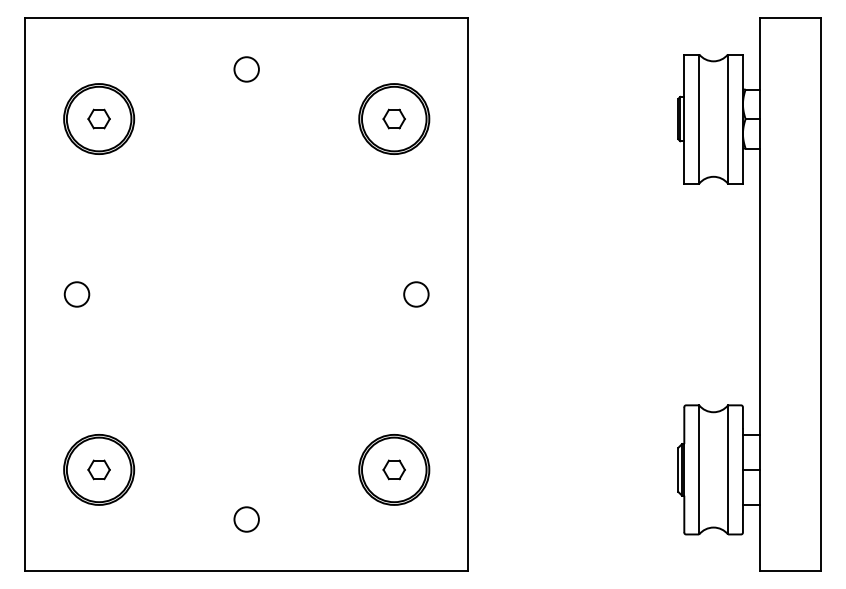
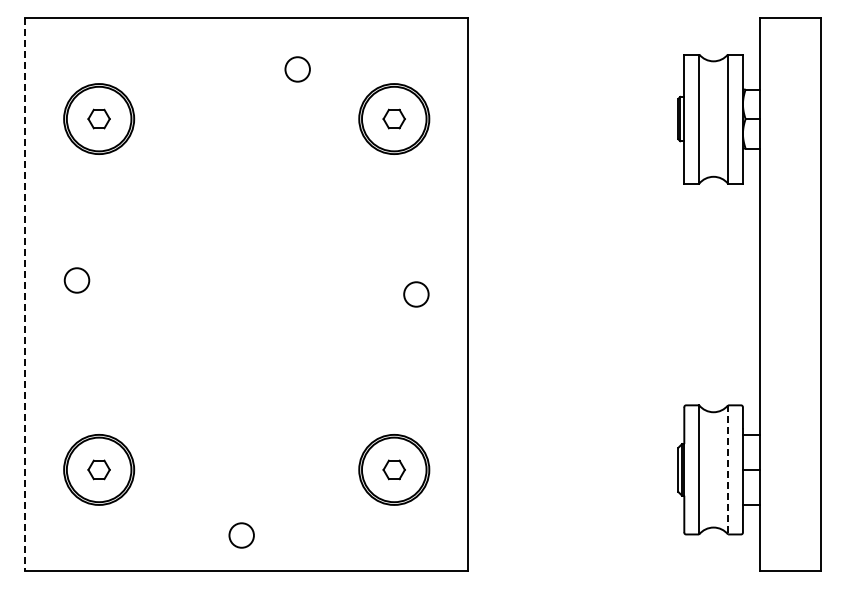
circle position: (246, 69) -> (297, 69) (297, 69)
line: solid -> dashed (25, 294)
circle position: (76, 294) -> (76, 280) (76, 280)
line: solid -> dashed (728, 469)
circle position: (246, 519) -> (241, 535) (241, 535)
